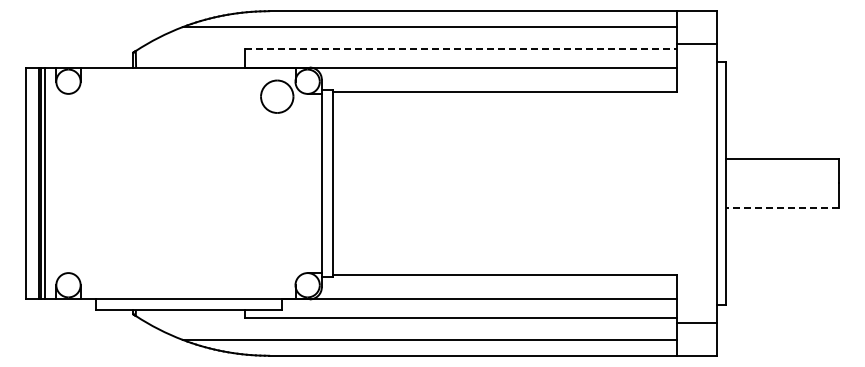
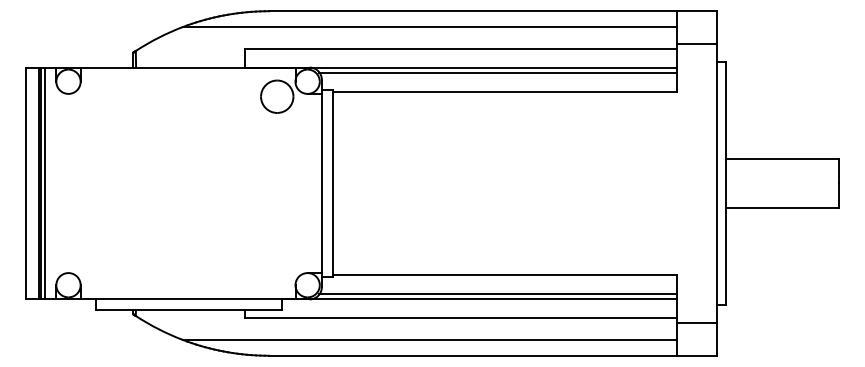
line: dashed -> solid (461, 49)
line: none -> present (497, 72)
line: dashed -> solid (782, 207)
line: none -> present (497, 294)
